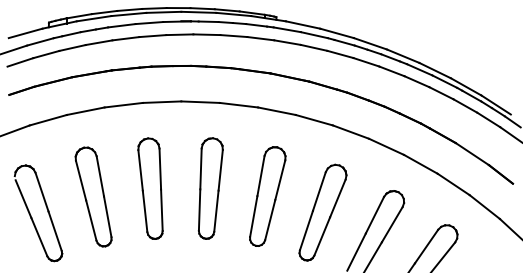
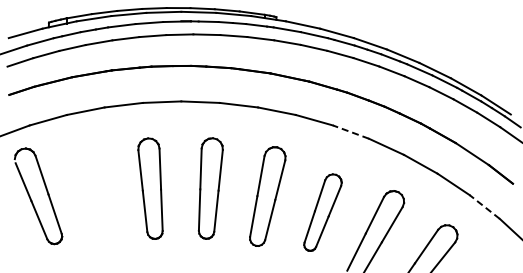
line: solid -> dashed (350, 131)
part: present -> none (93, 196)
line: solid -> dashed (484, 206)
part size: 50x99 px -> 40x79 px (322, 212)
part position: (32, 217) -> (32, 200) (32, 200)
